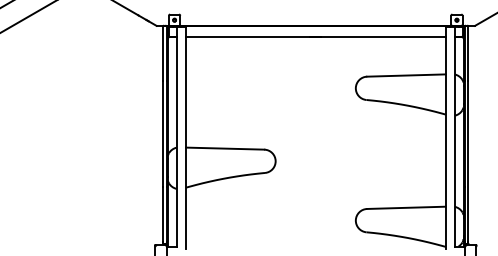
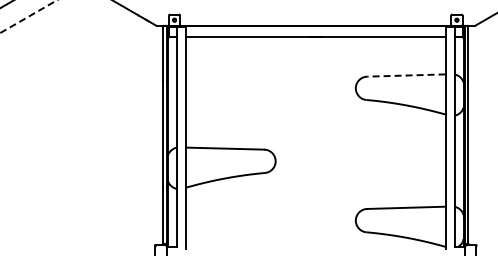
line: solid -> dashed (28, 16)
line: solid -> dashed (405, 75)
